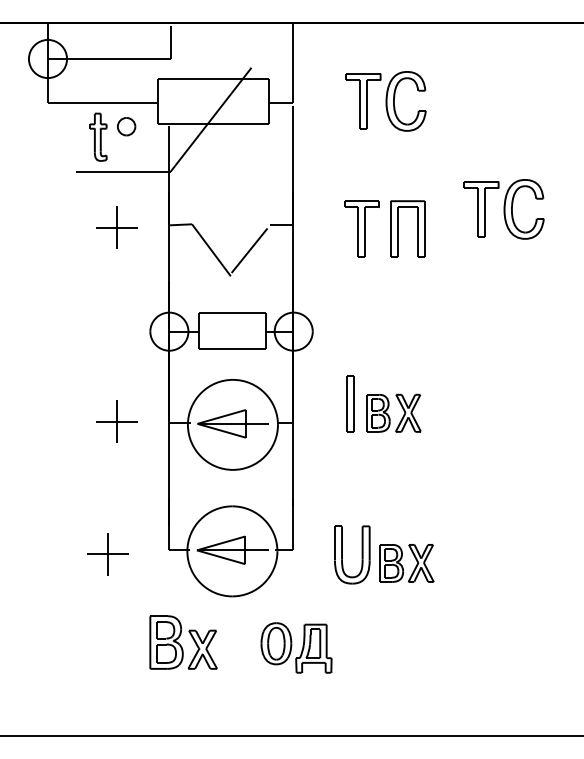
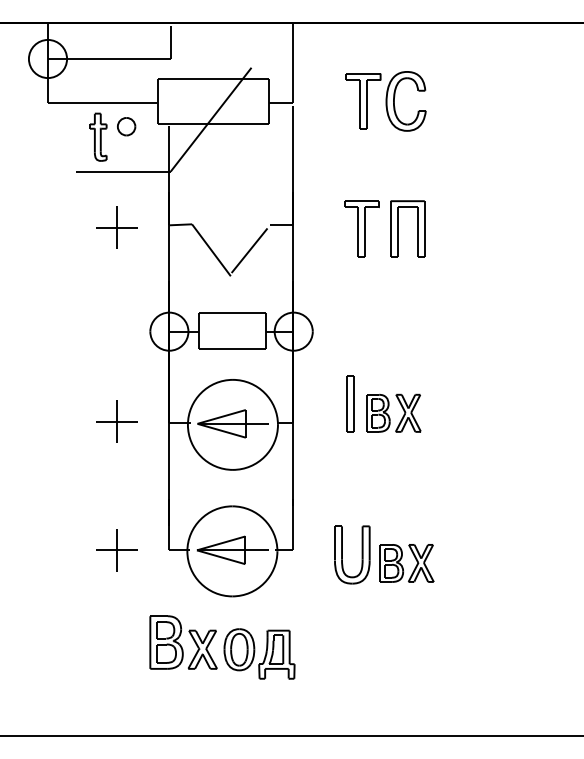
part: present -> none (503, 209)
part position: (107, 554) -> (116, 550) (116, 550)
part position: (296, 647) -> (259, 653) (259, 653)
